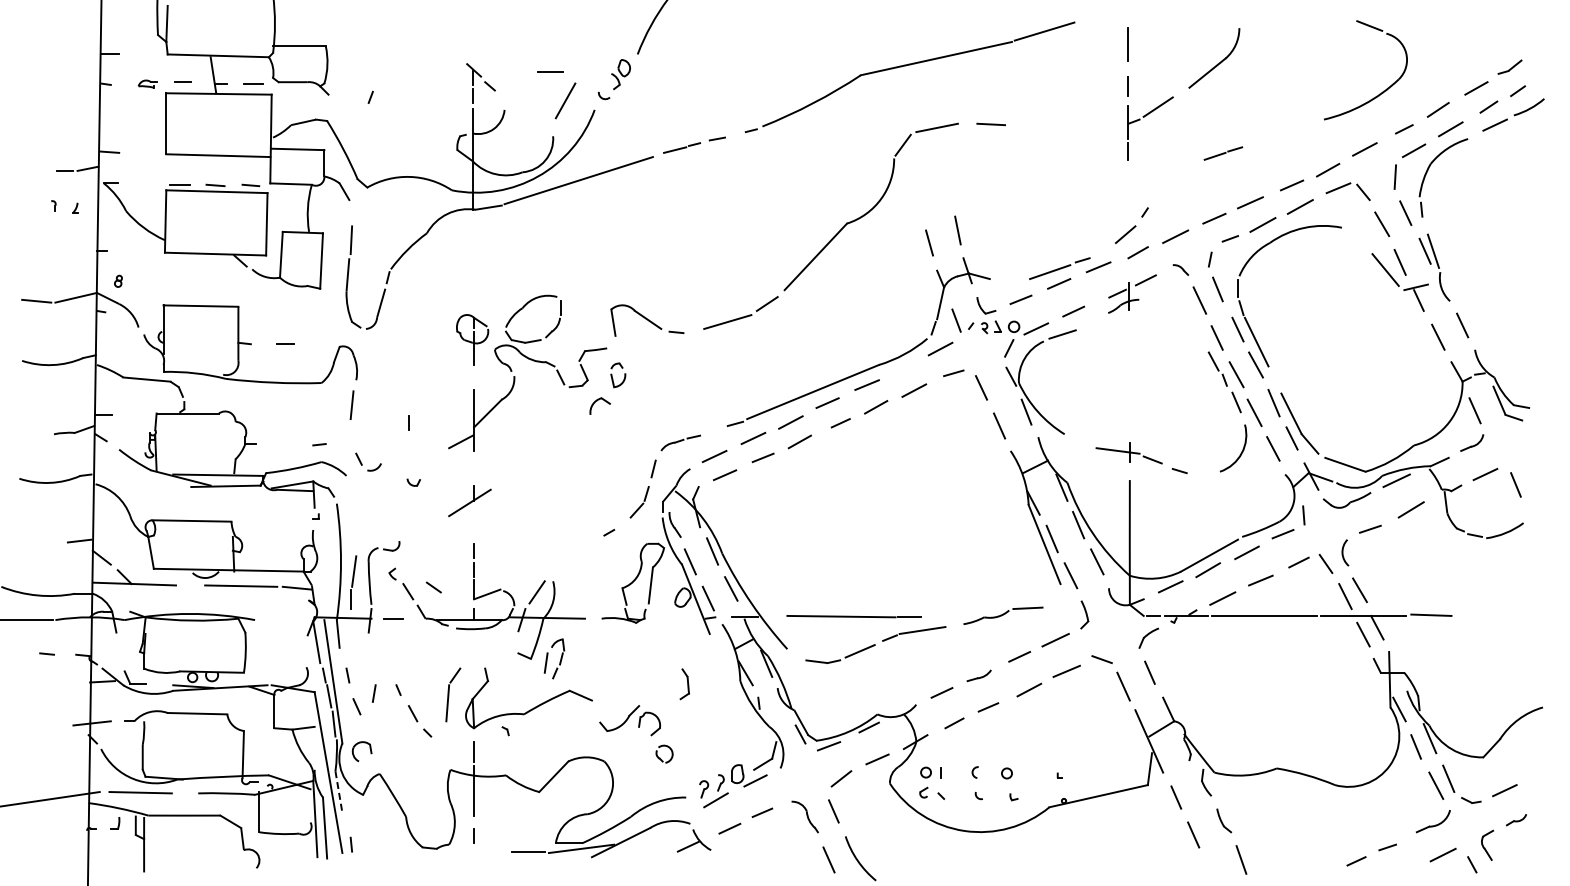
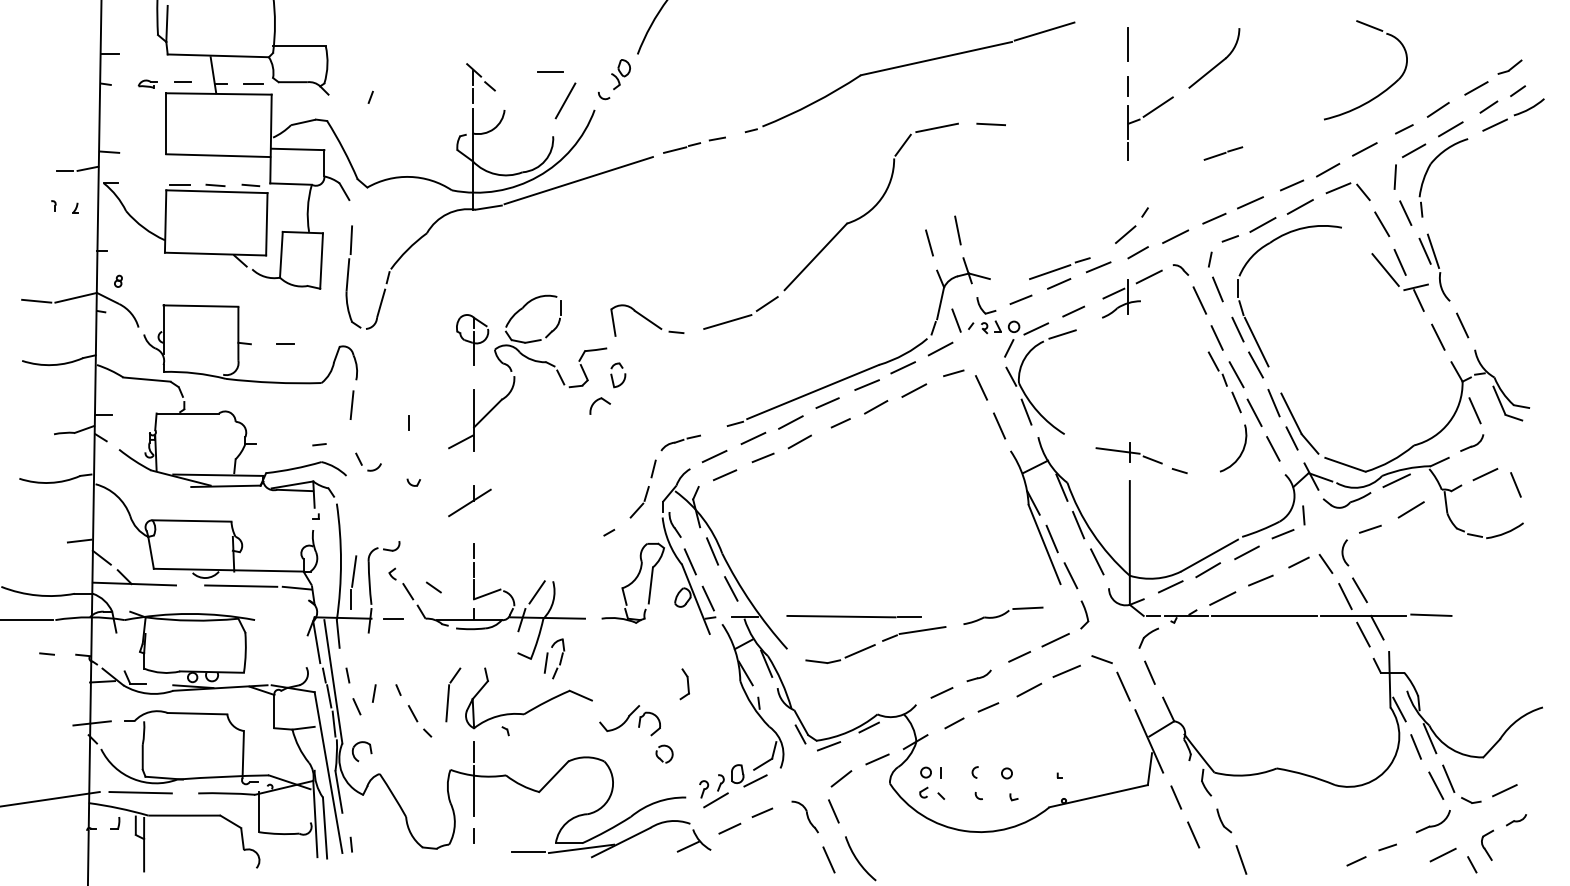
part size: 49x40 px -> 61x50 px (1132, 293)
line: none -> present (902, 367)
line: dashed -> solid (339, 792)
